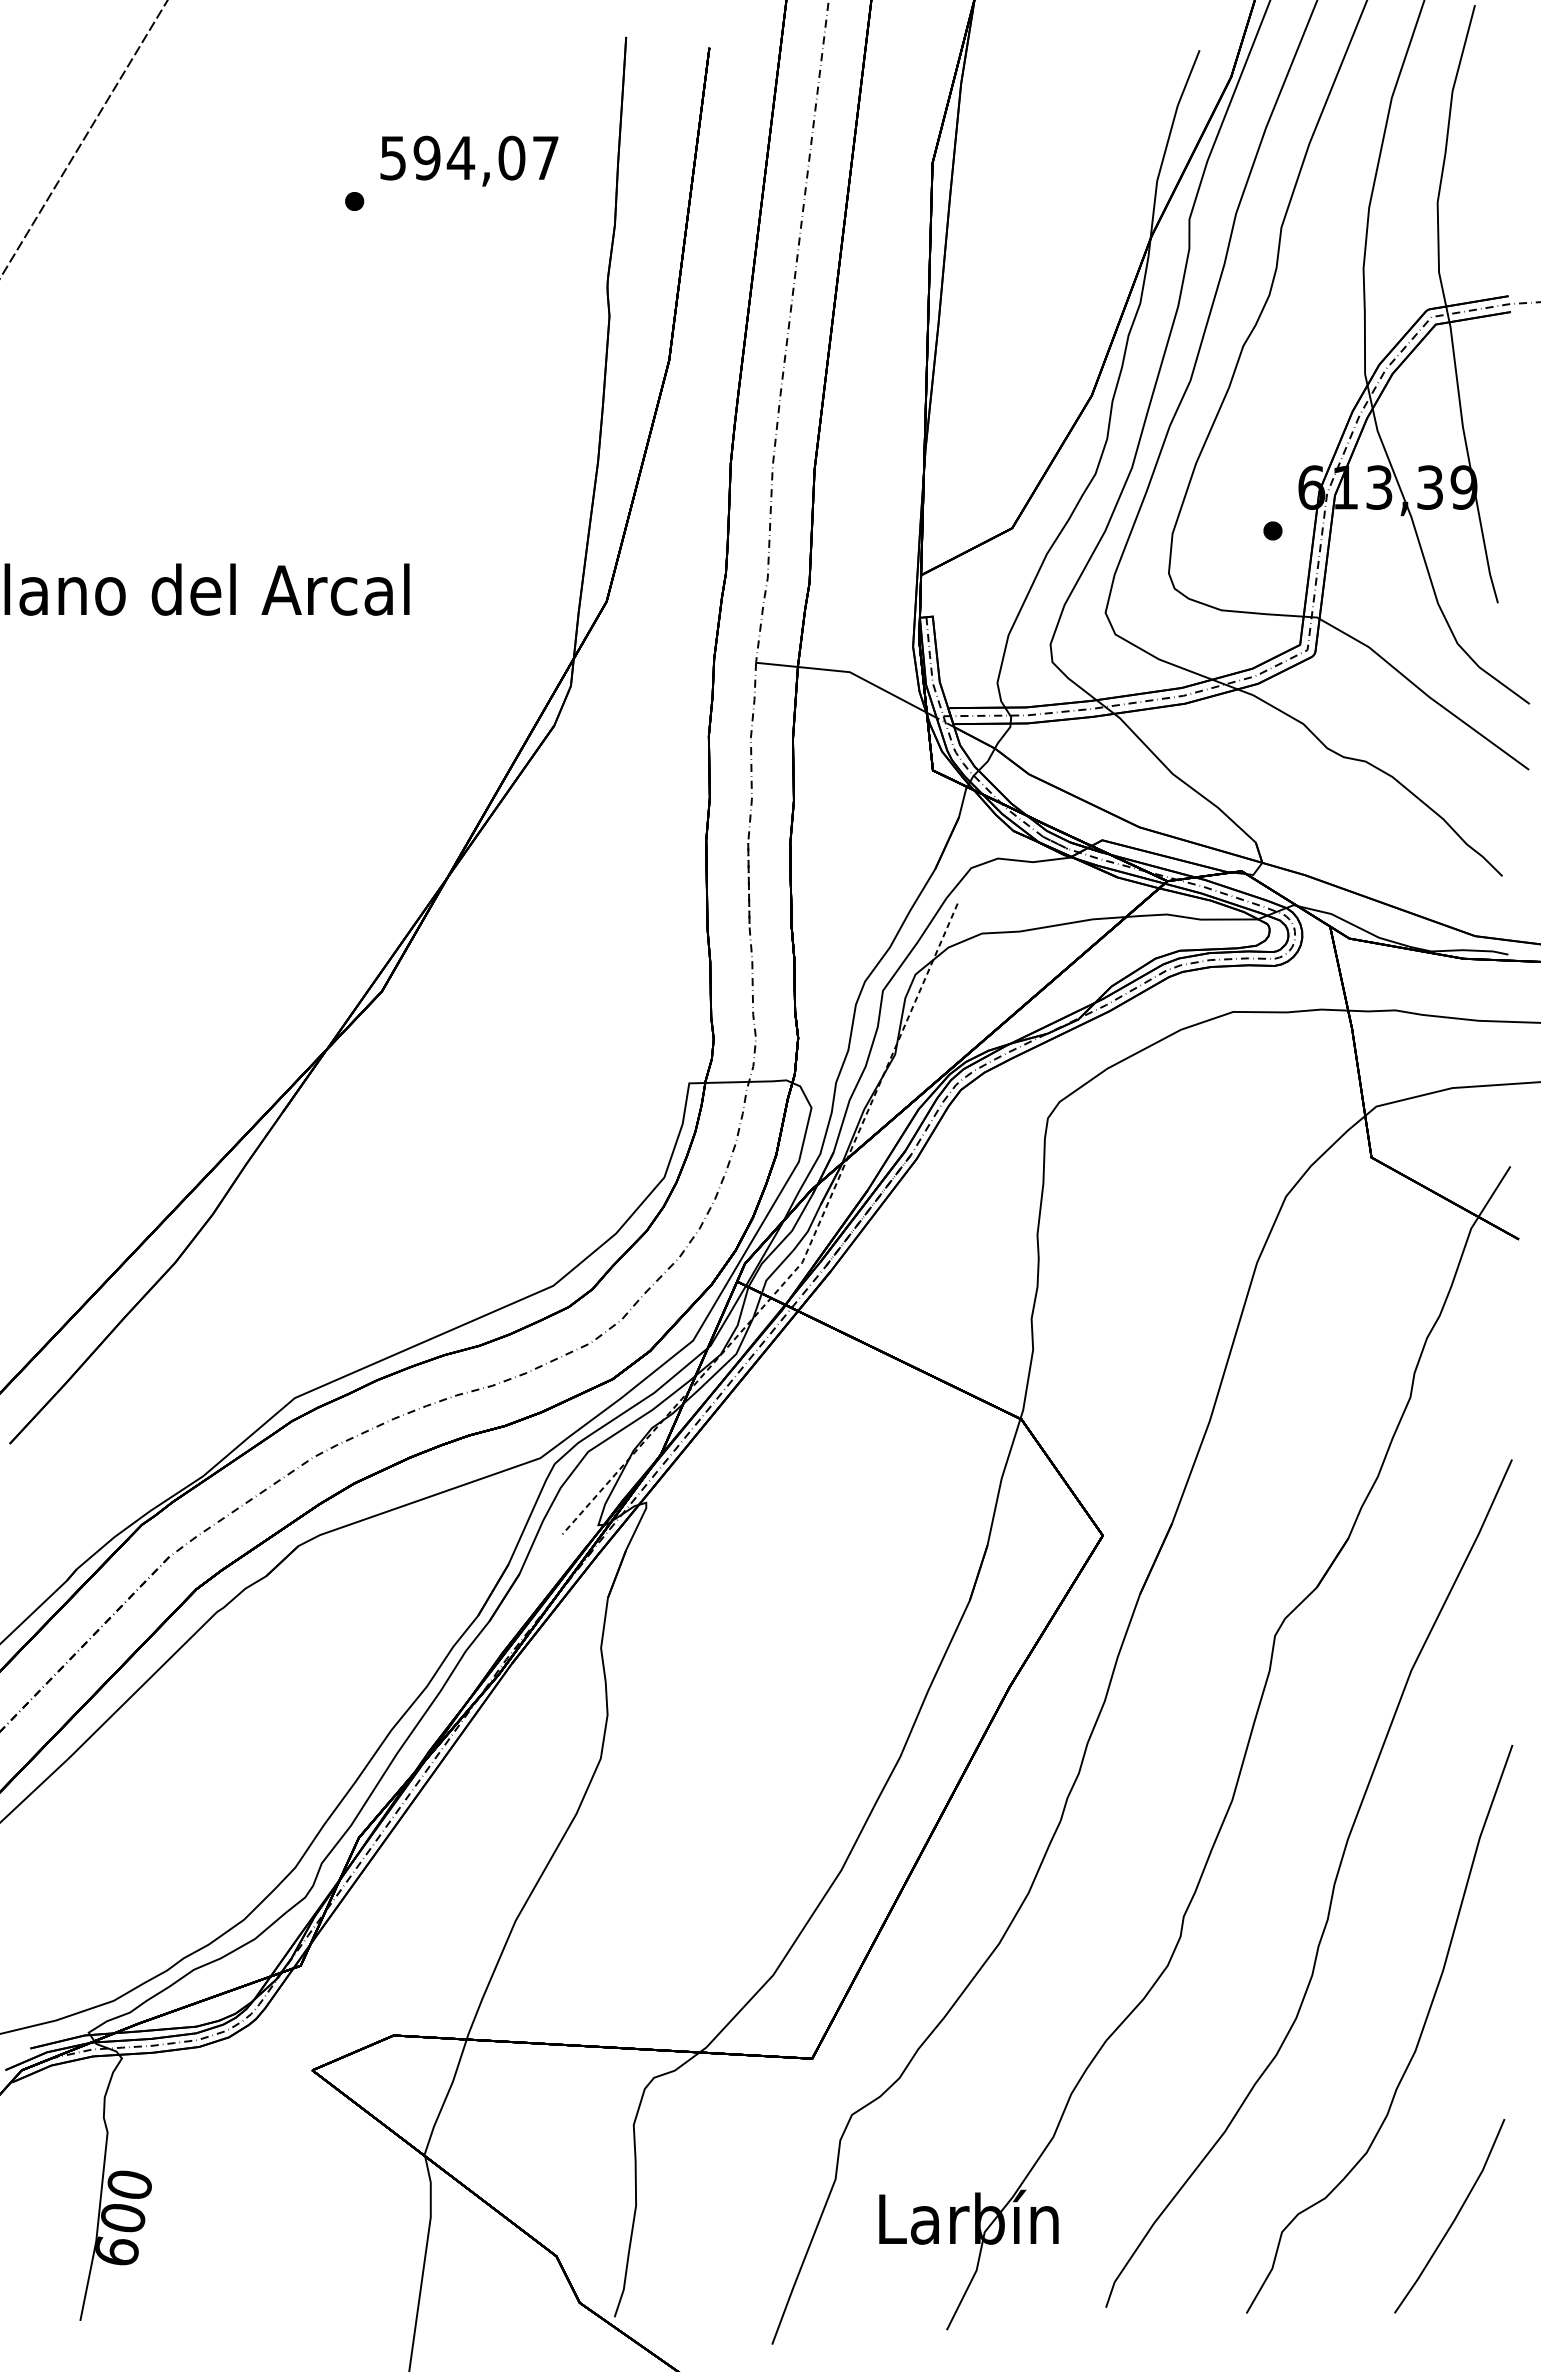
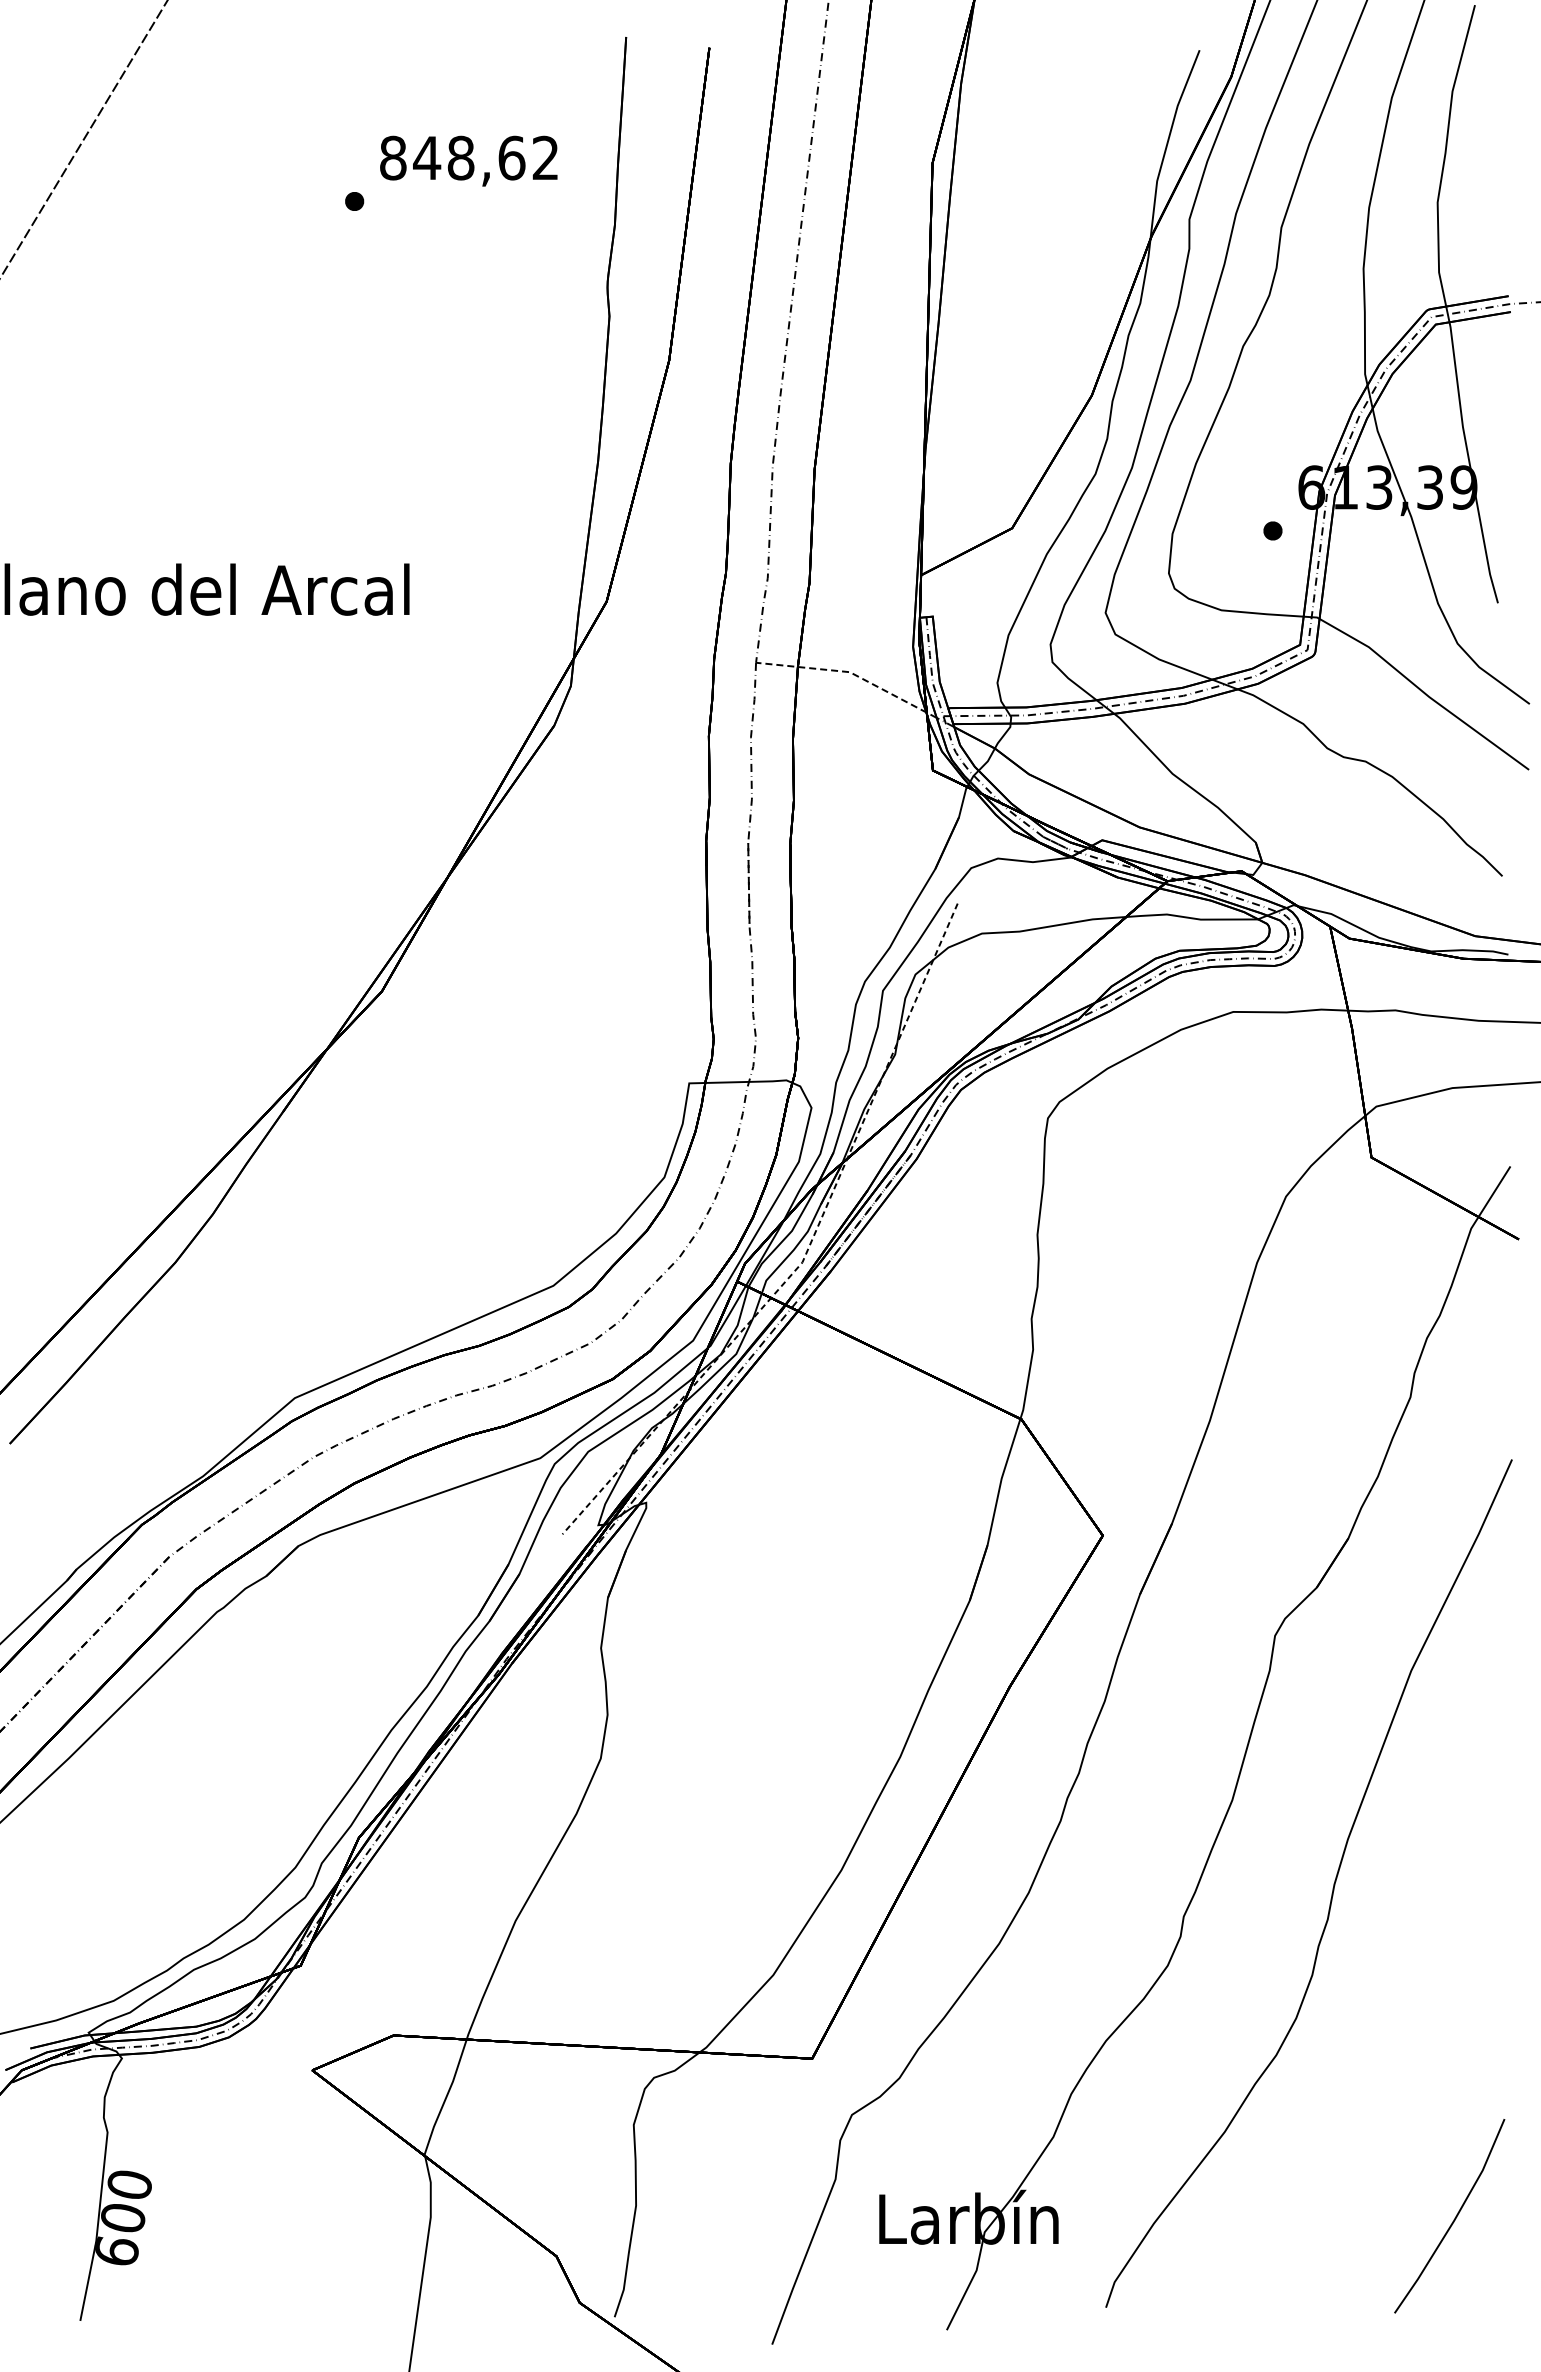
text: 594,07 -> 848,62 (469, 157)
line: solid -> dashed (850, 672)
curve: present -> none (1417, 2041)
